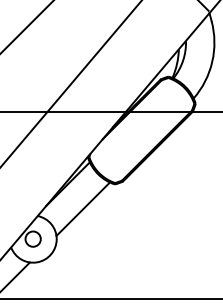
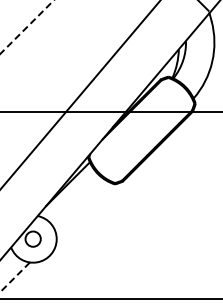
line: solid -> dashed (27, 26)
line position: (71, 83) -> (80, 94) (80, 94)
line: present -> none (82, 208)
line: solid -> dashed (15, 277)
